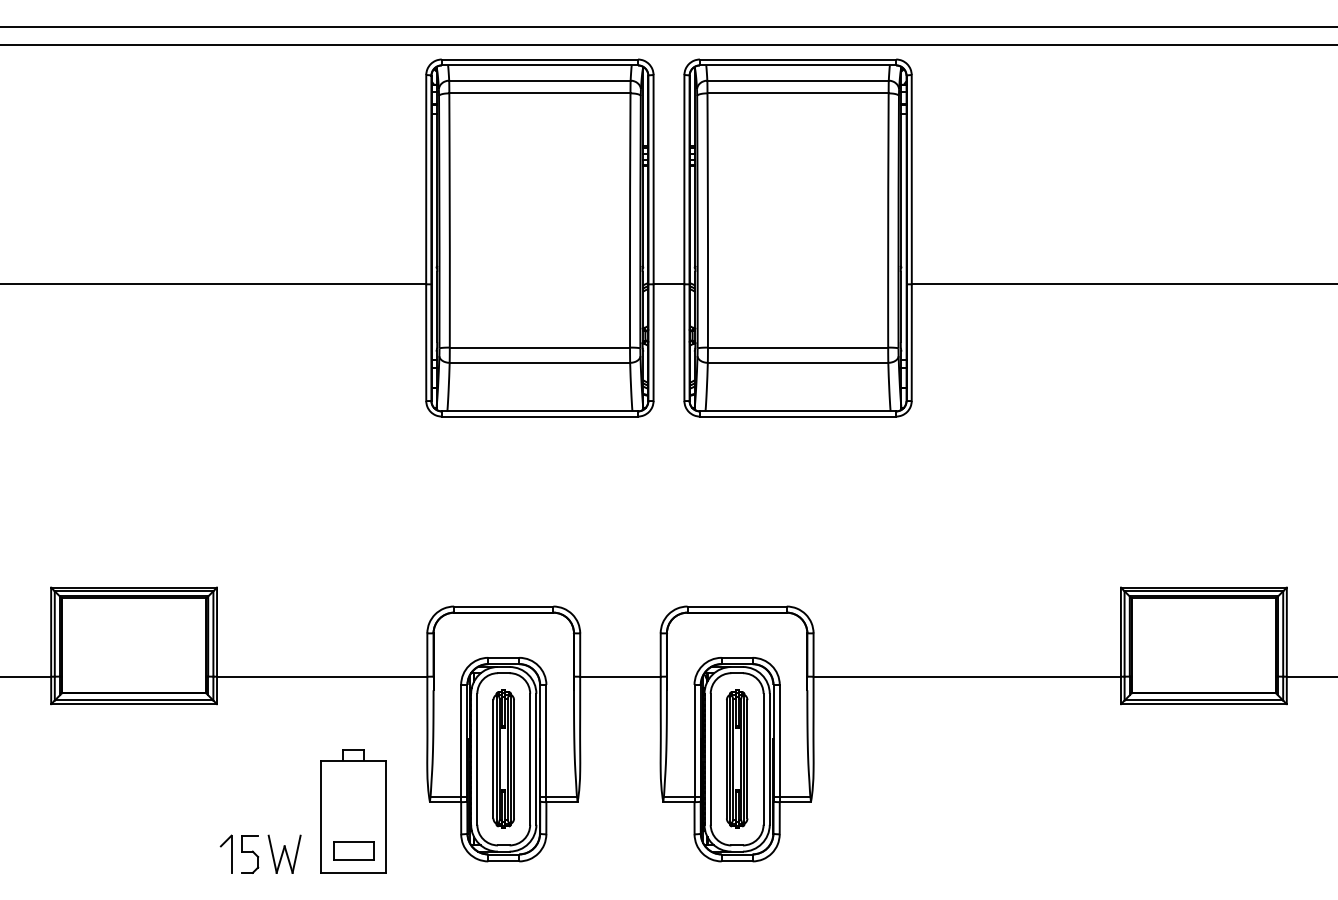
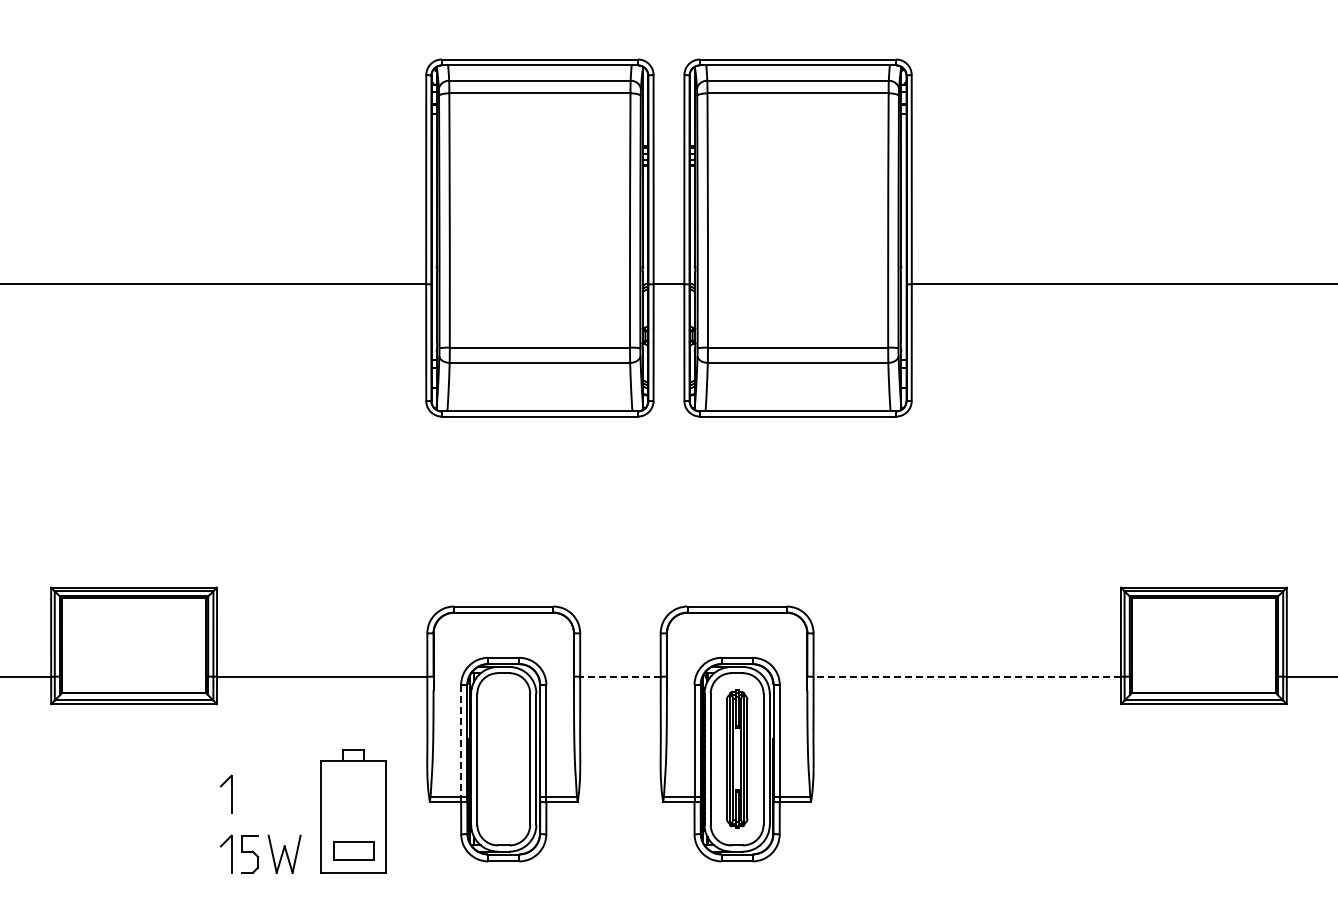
line: present -> none (668, 27)
line: present -> none (668, 44)
line: solid -> dashed (619, 676)
line: solid -> dashed (967, 676)
line: solid -> dashed (461, 740)
part: present -> none (503, 758)
part: none -> present (225, 793)
